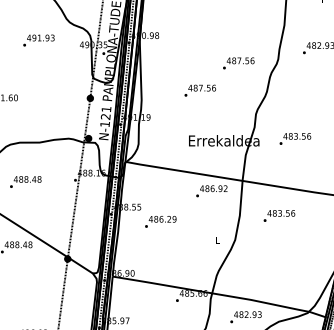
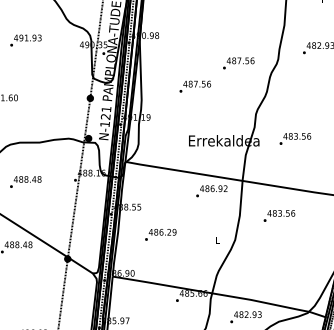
text position: (38, 40) -> (25, 40) (25, 40)
text position: (200, 90) -> (195, 86) (195, 86)
text position: (160, 221) -> (160, 234) (160, 234)
